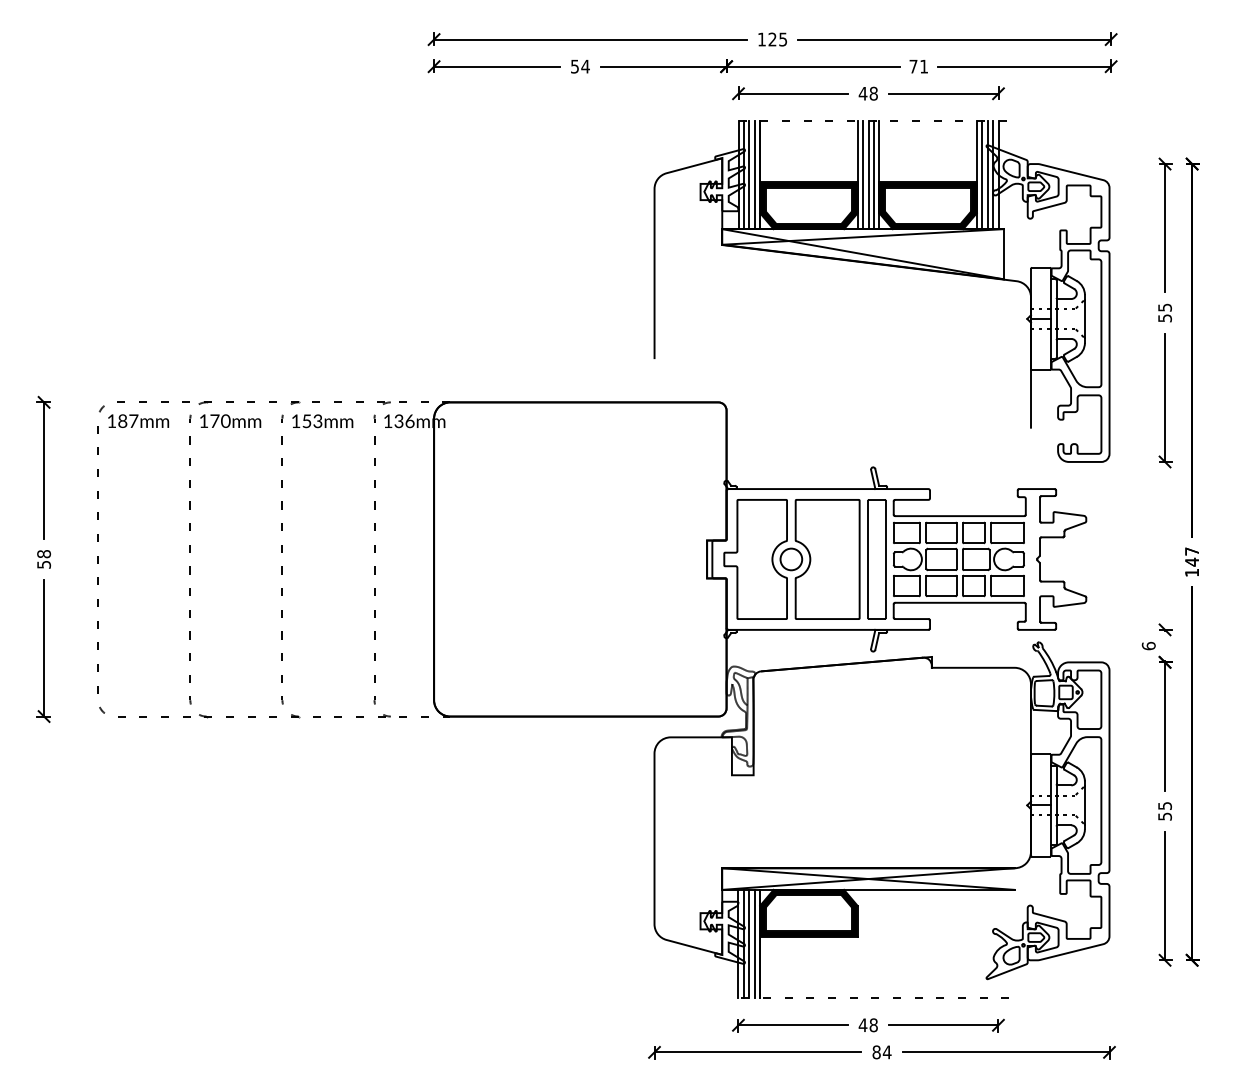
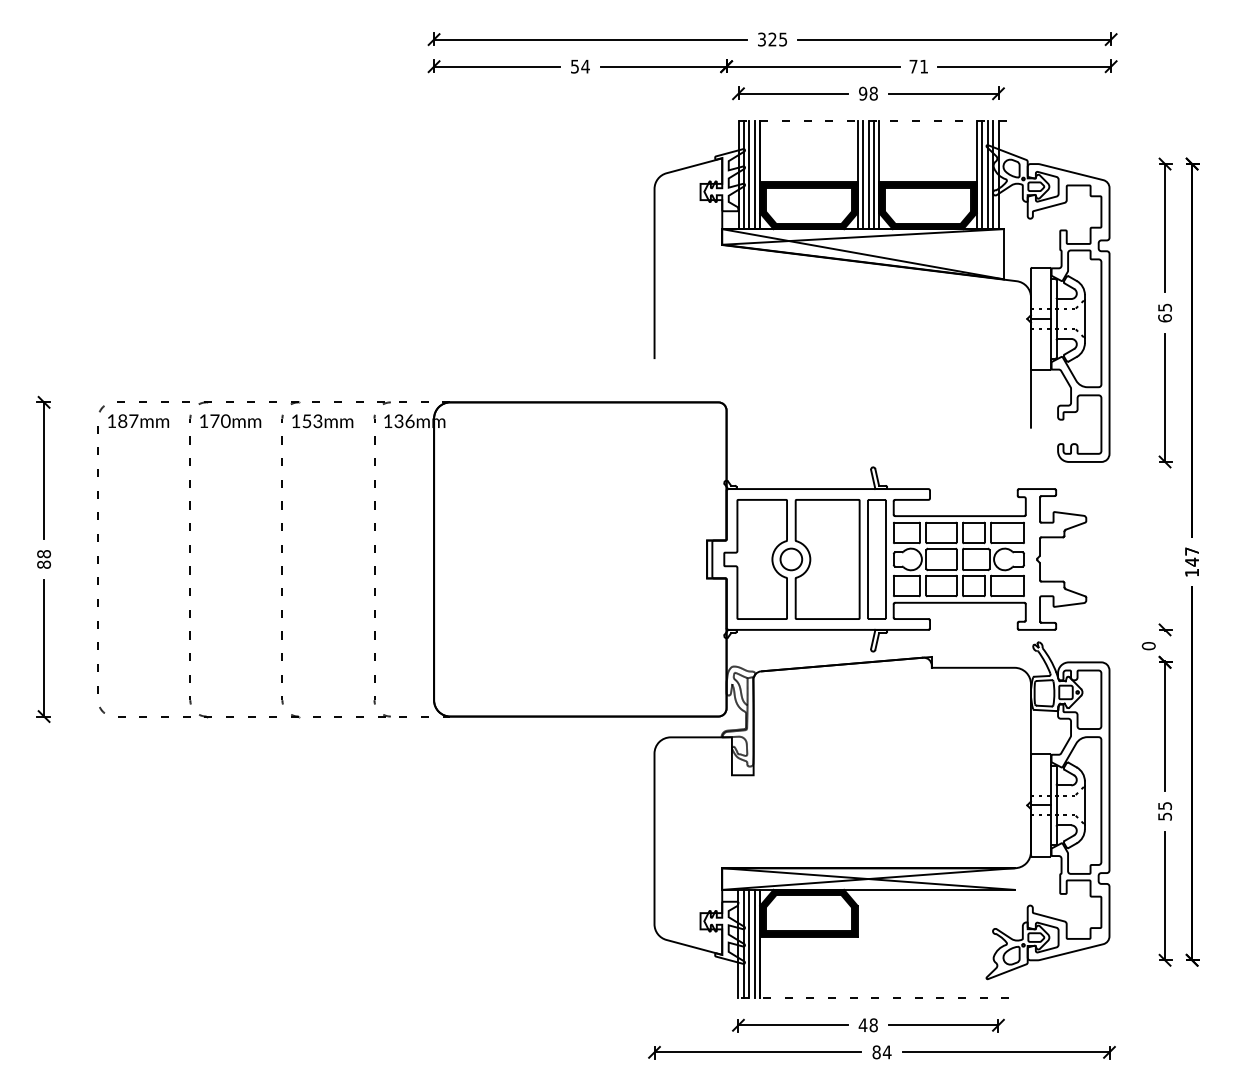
text: 125 -> 325 (761, 39)
text: 48 -> 98 (862, 93)
text: 55 -> 65 (1164, 318)
text: 58 -> 88 (43, 564)
text: 6 -> 0 (1148, 645)
